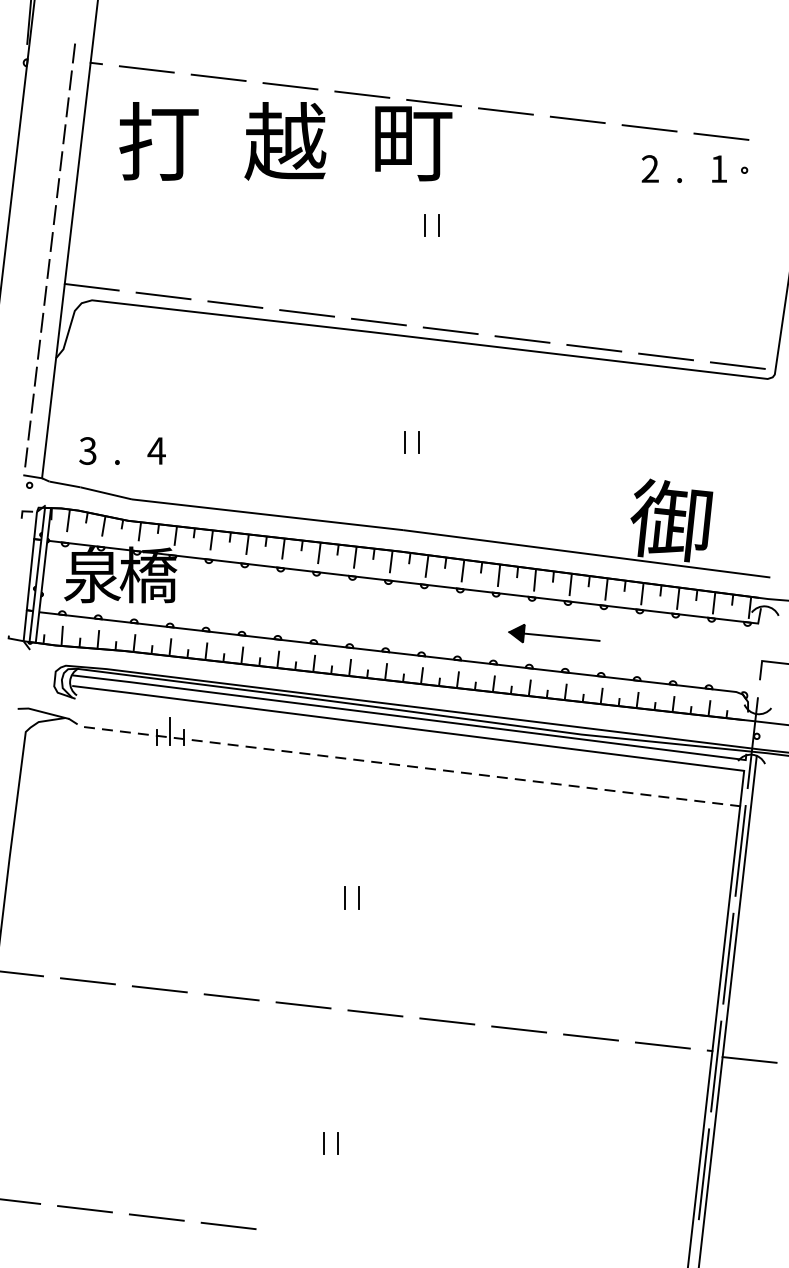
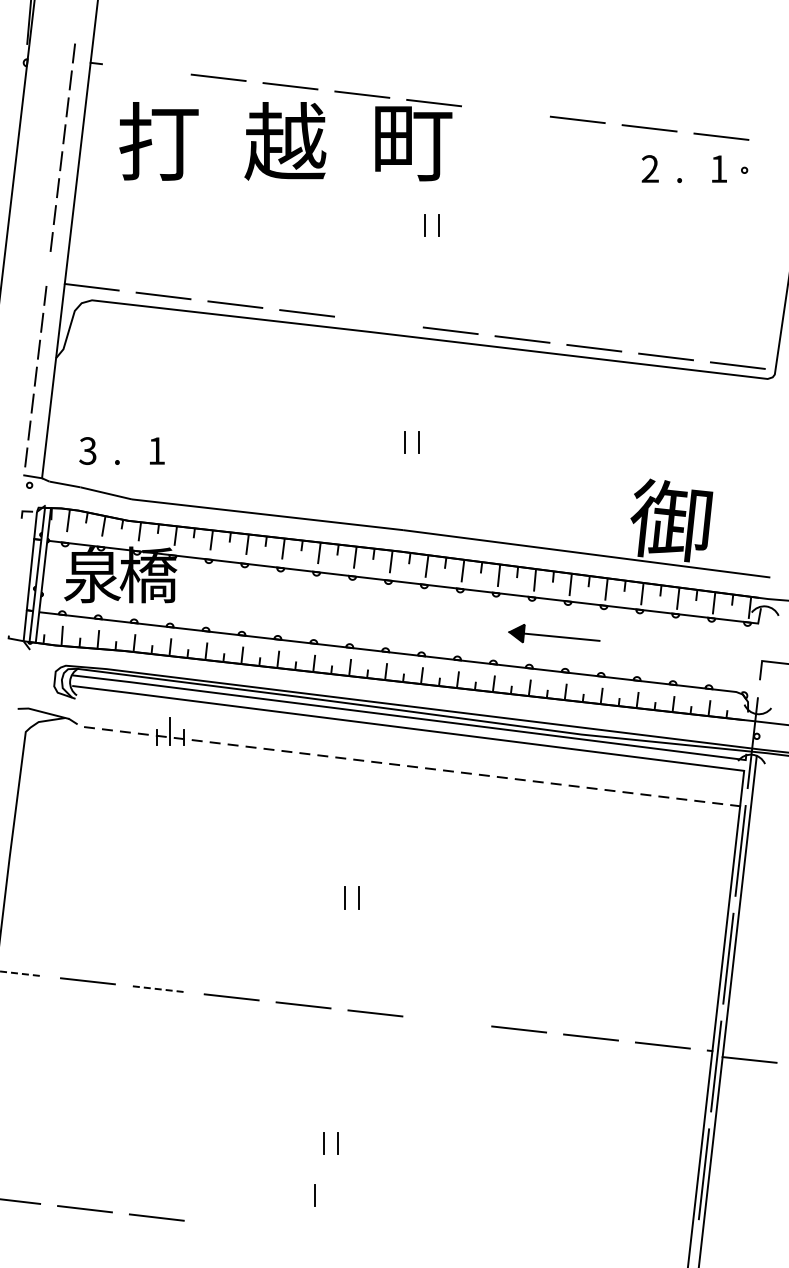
line: present -> none (146, 69)
line: present -> none (505, 111)
line: present -> none (48, 268)
line: present -> none (378, 321)
text: 4 -> 1 (156, 450)
line: solid -> dashed (22, 973)
line: solid -> dashed (160, 989)
line: present -> none (447, 1021)
line: none -> present (314, 1195)
line: present -> none (228, 1225)
